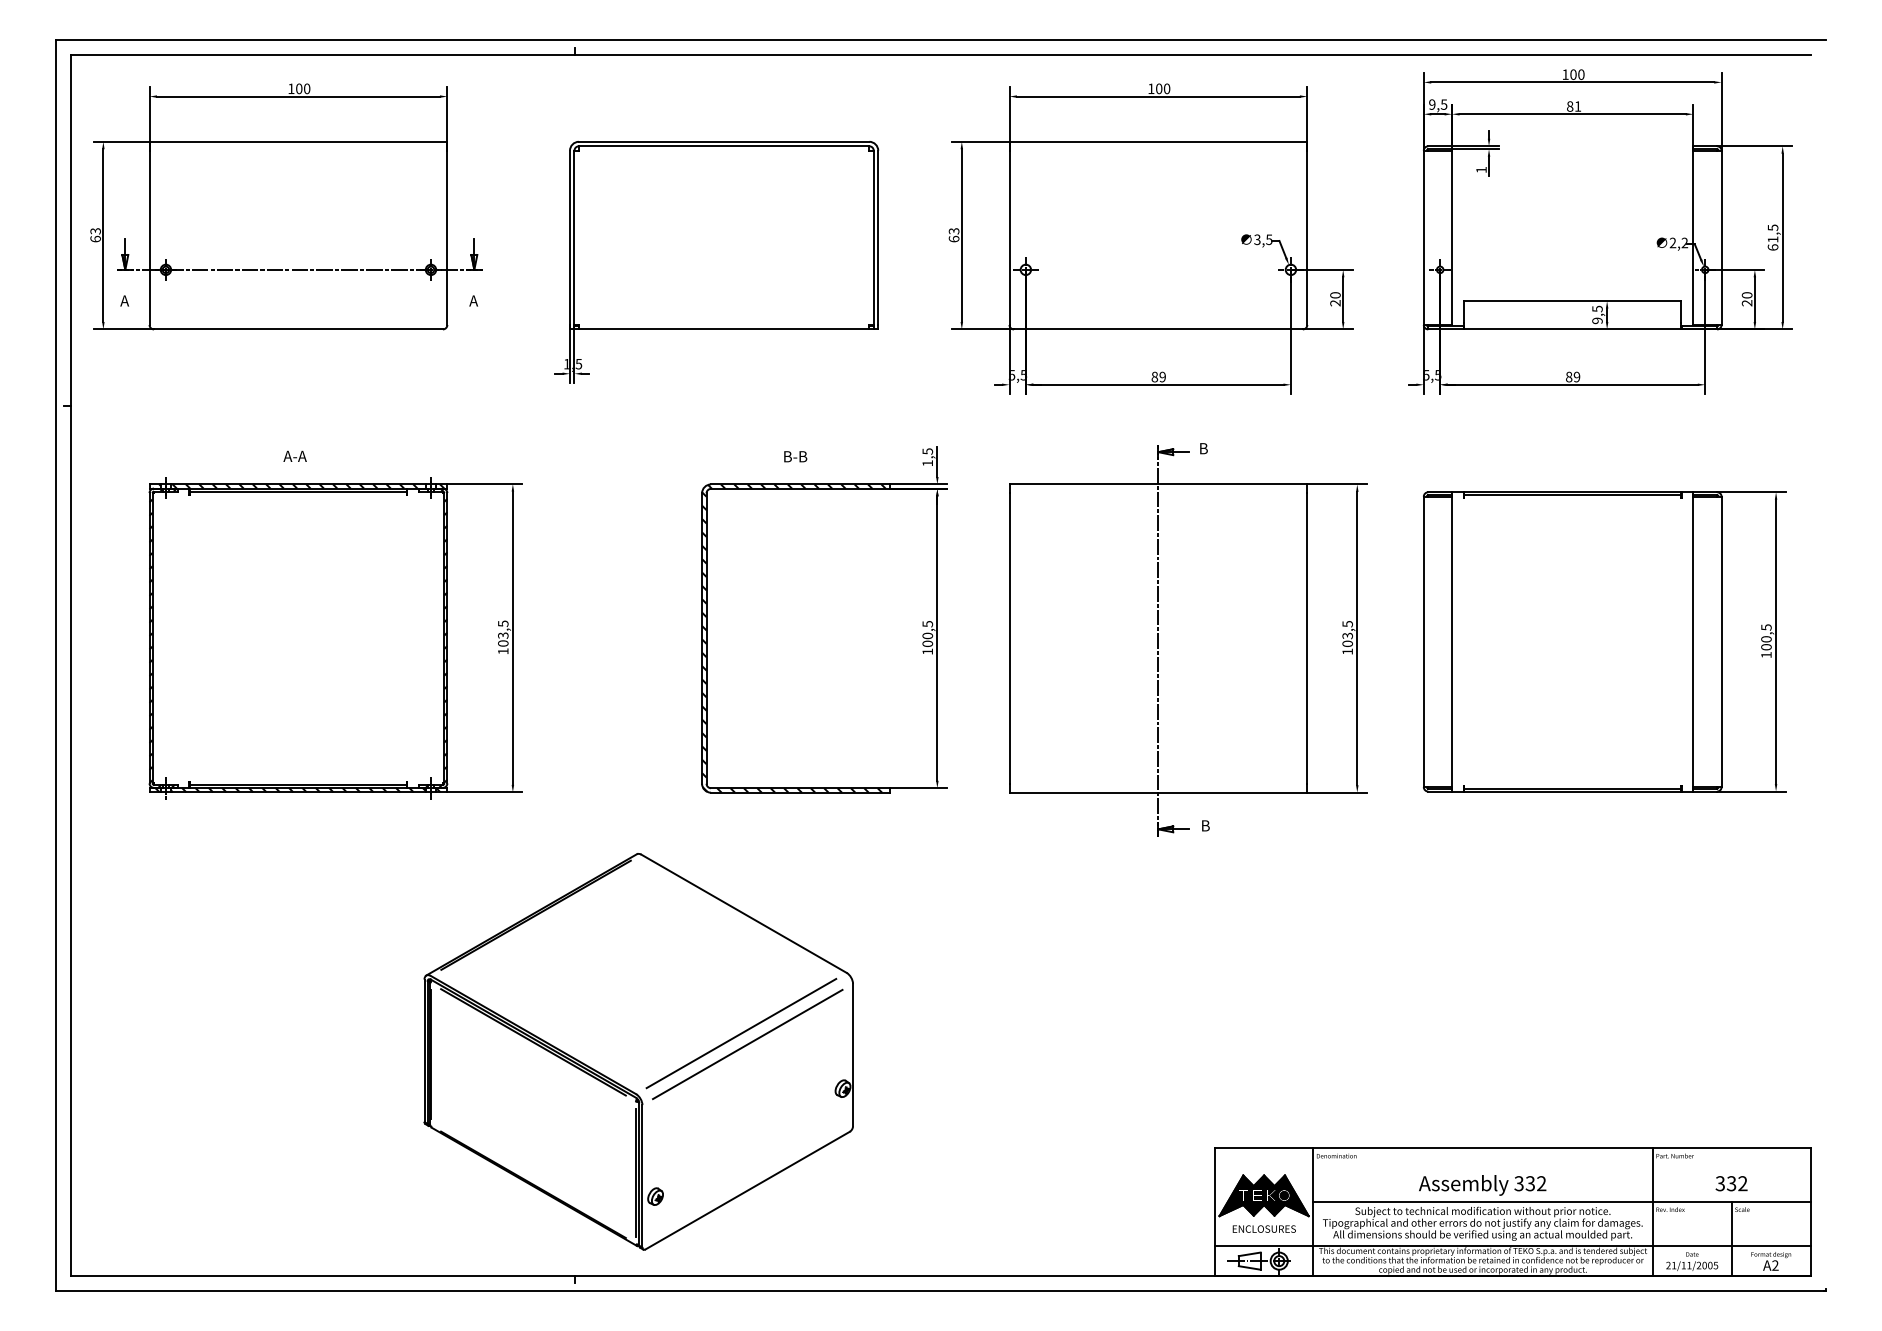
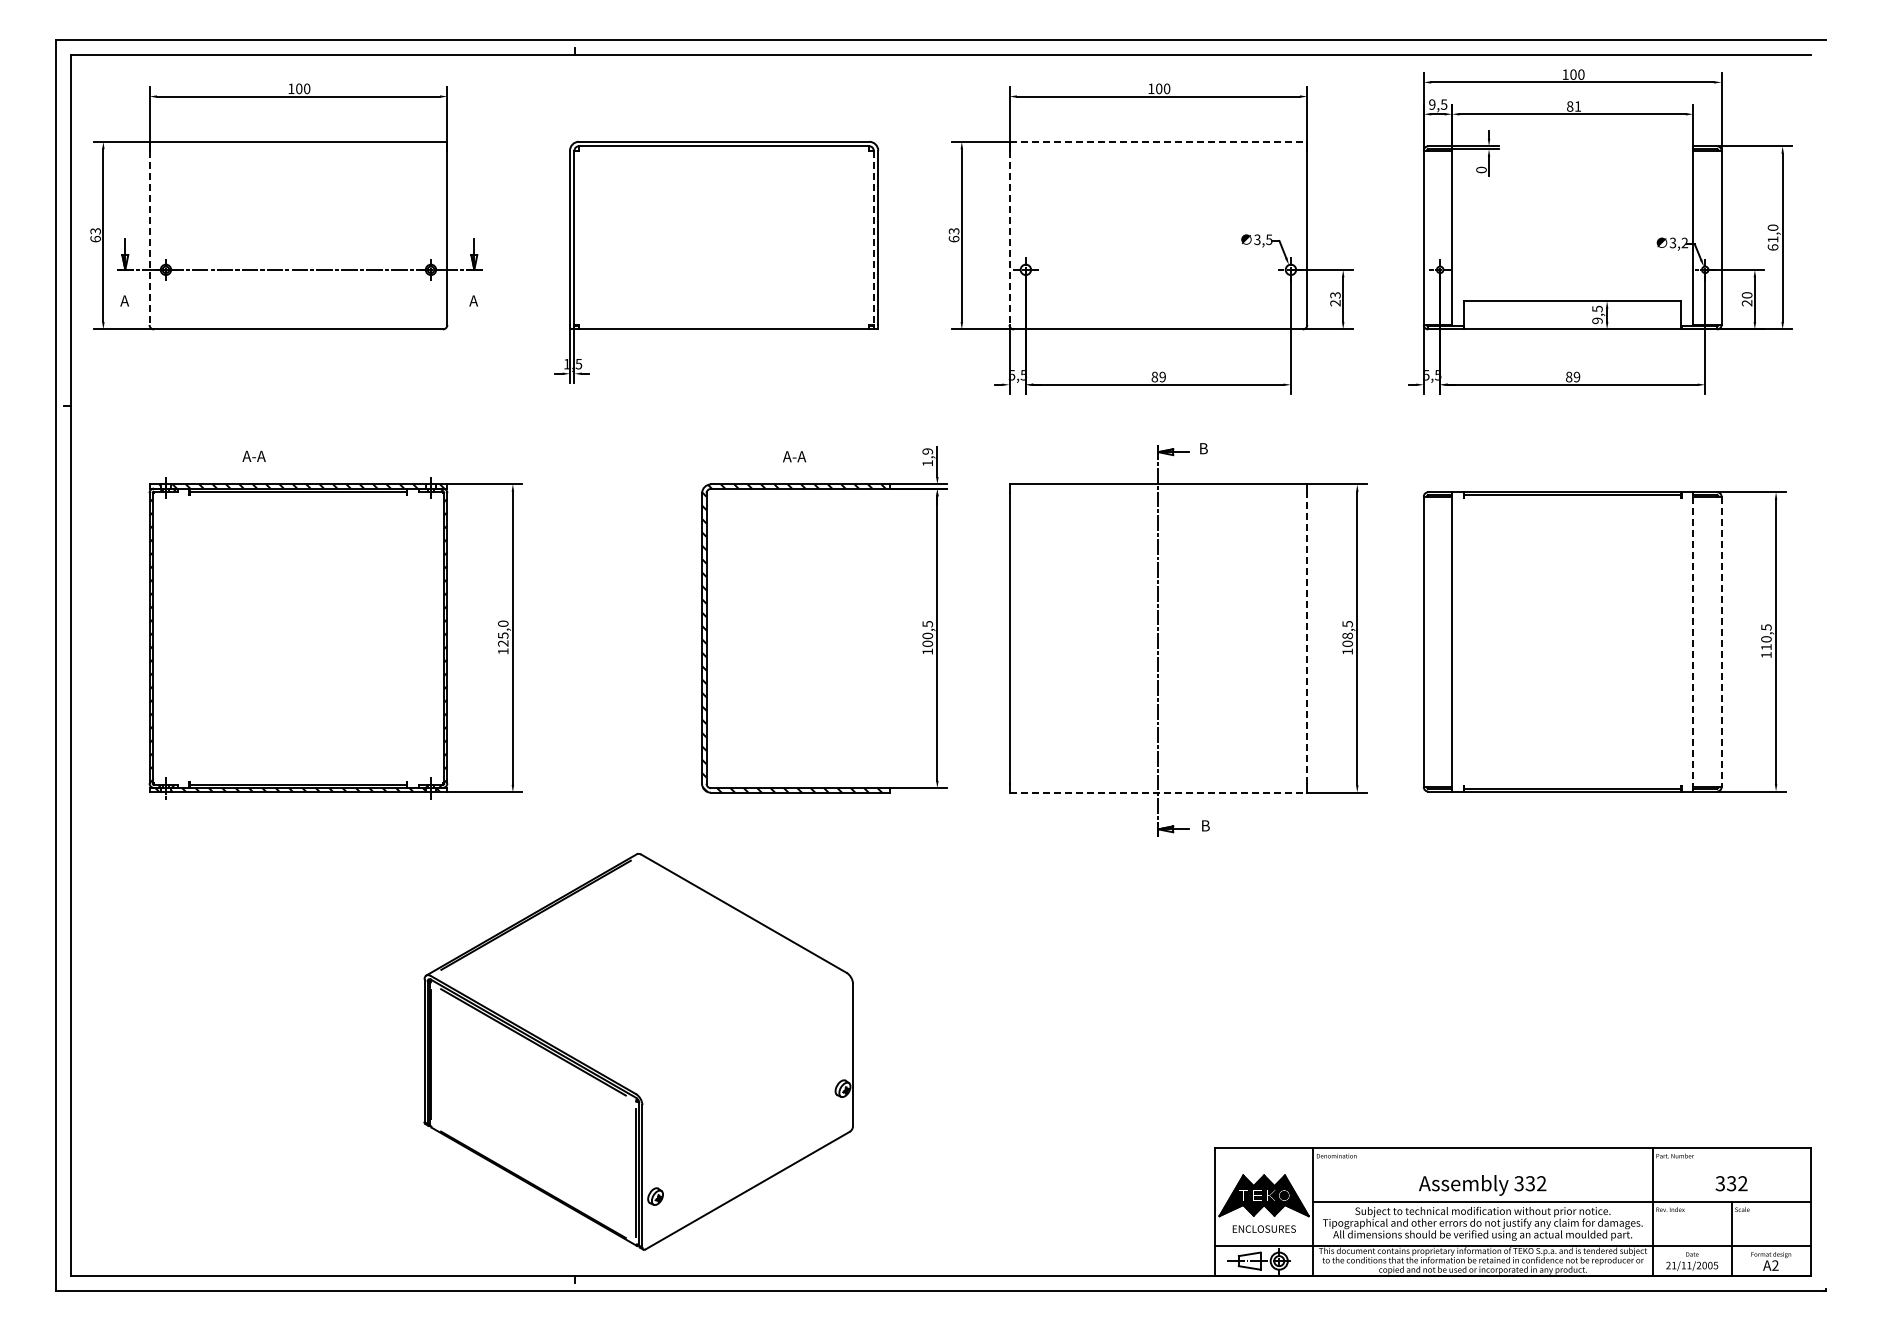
line: solid -> dashed (1158, 141)
text: 1 -> 0 (1481, 169)
text: 61,5 -> 61,0 (1772, 227)
line: solid -> dashed (149, 238)
line: solid -> dashed (873, 238)
line: solid -> dashed (1009, 238)
text: 2,2 -> 3,2 (1672, 243)
text: 20 -> 23 (1335, 295)
text: 1,5 -> 1,9 (927, 451)
text position: (294, 455) -> (253, 455) (253, 455)
text: B-B -> A-A (795, 456)
text: 103,5 -> 125,0 (503, 633)
text: 103,5 -> 108,5 (1347, 635)
line: solid -> dashed (1307, 638)
line: solid -> dashed (1693, 642)
line: solid -> dashed (1721, 642)
text: 100,5 -> 110,5 (1766, 647)
line: solid -> dashed (1158, 792)
line: present -> none (741, 1033)
line: present -> none (747, 1044)
